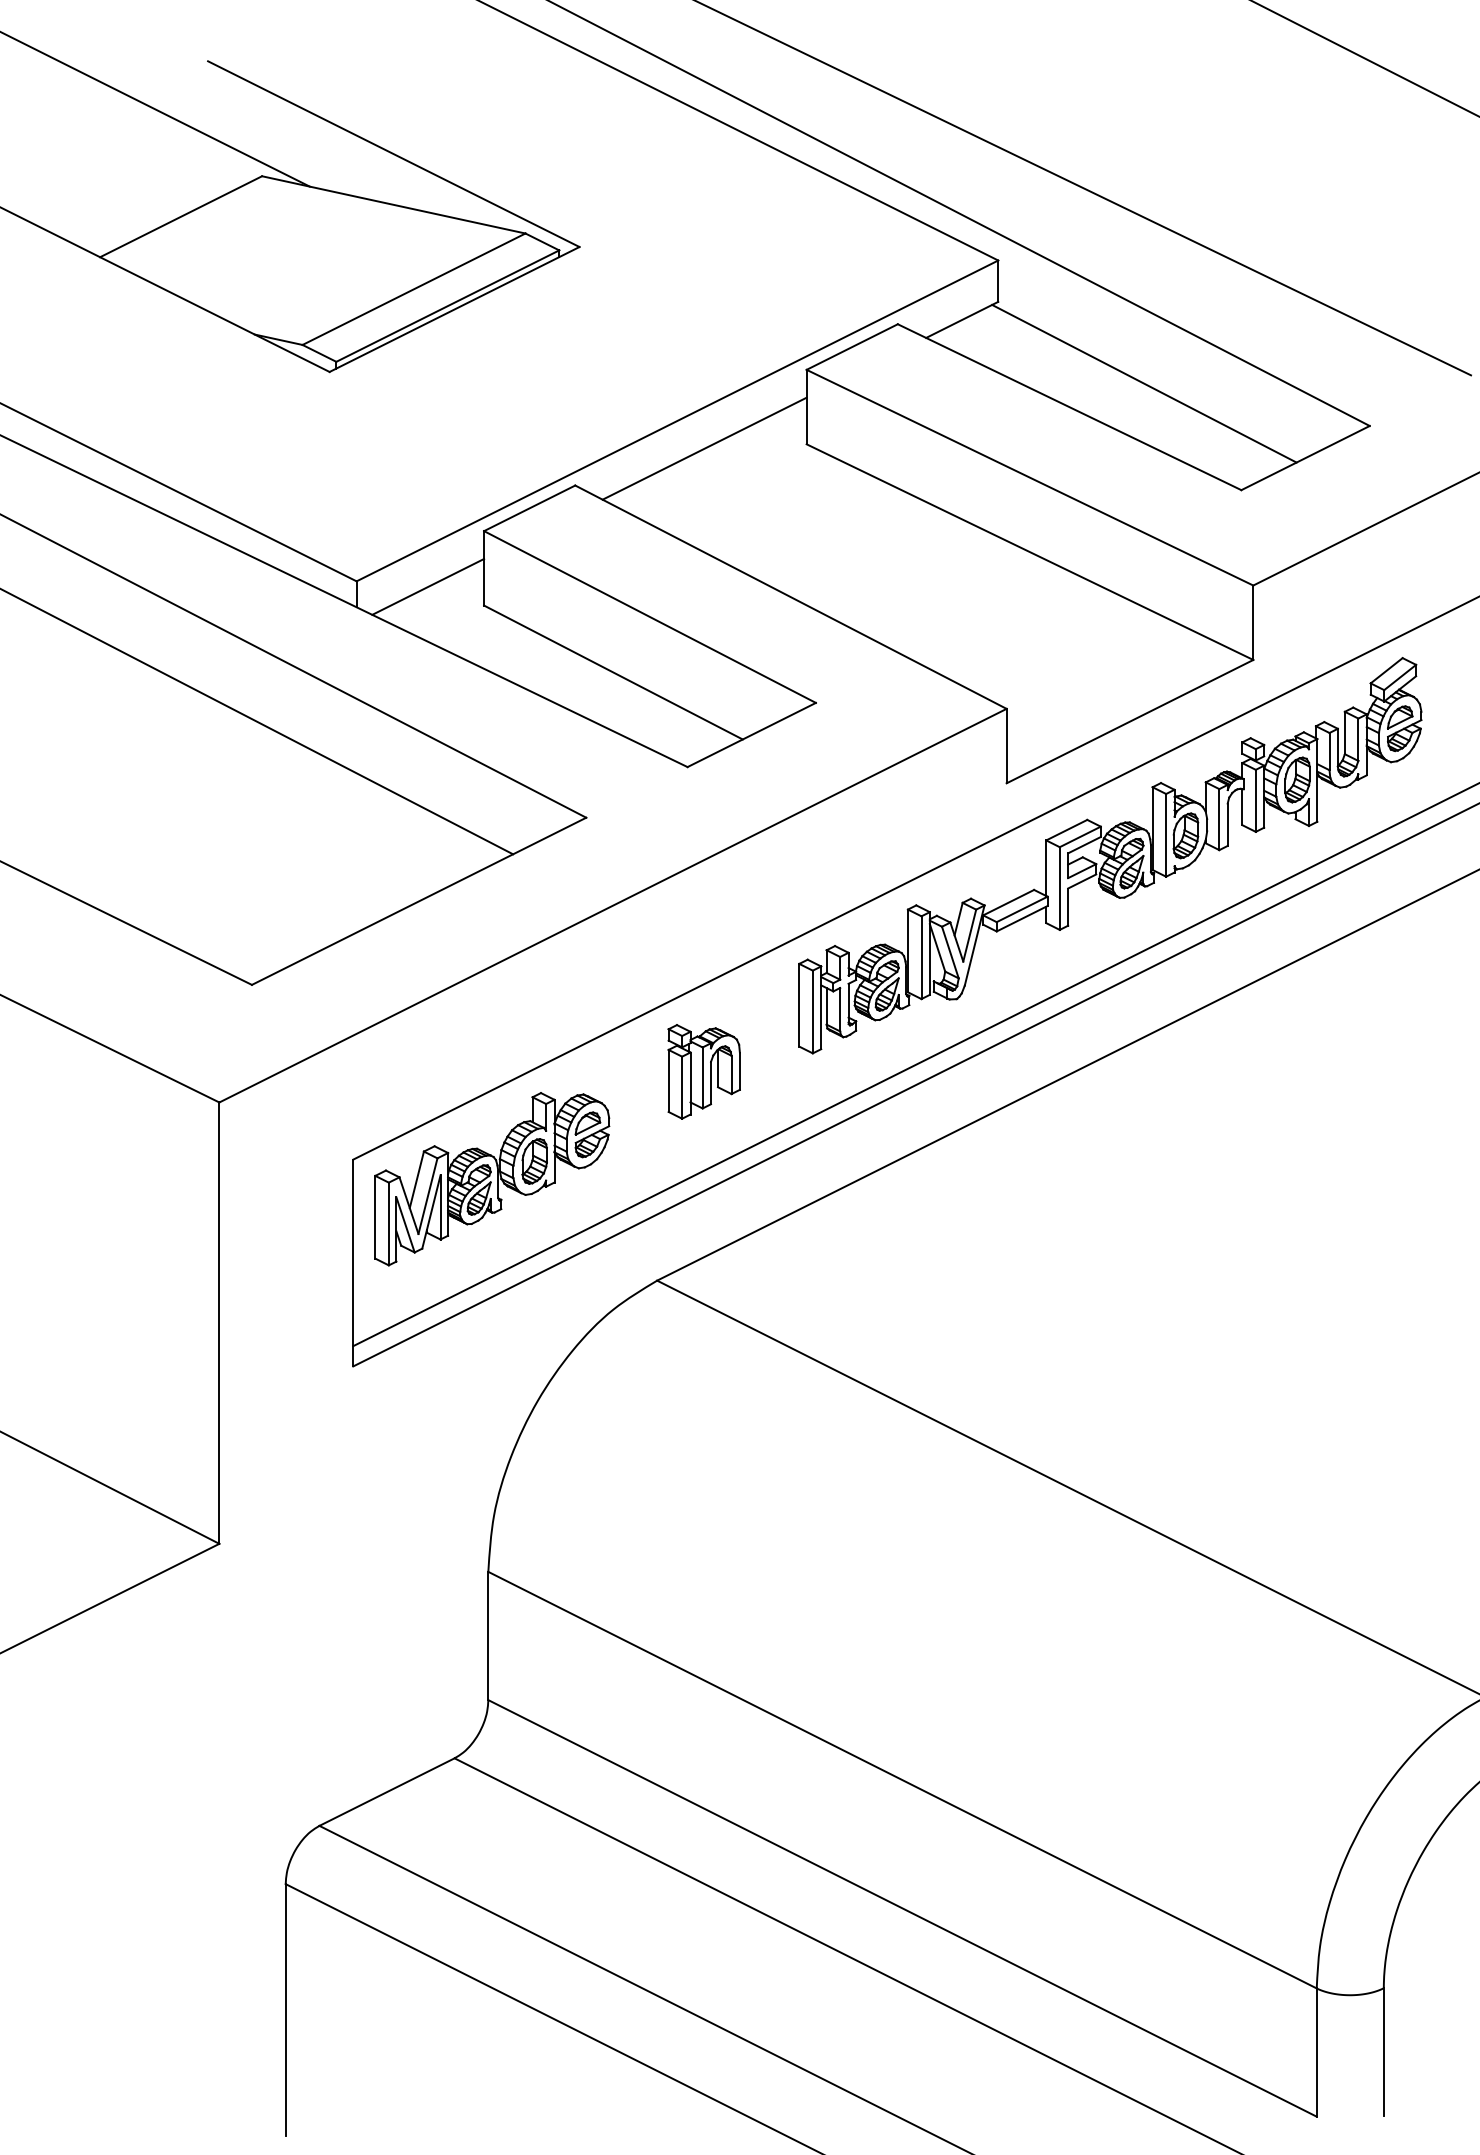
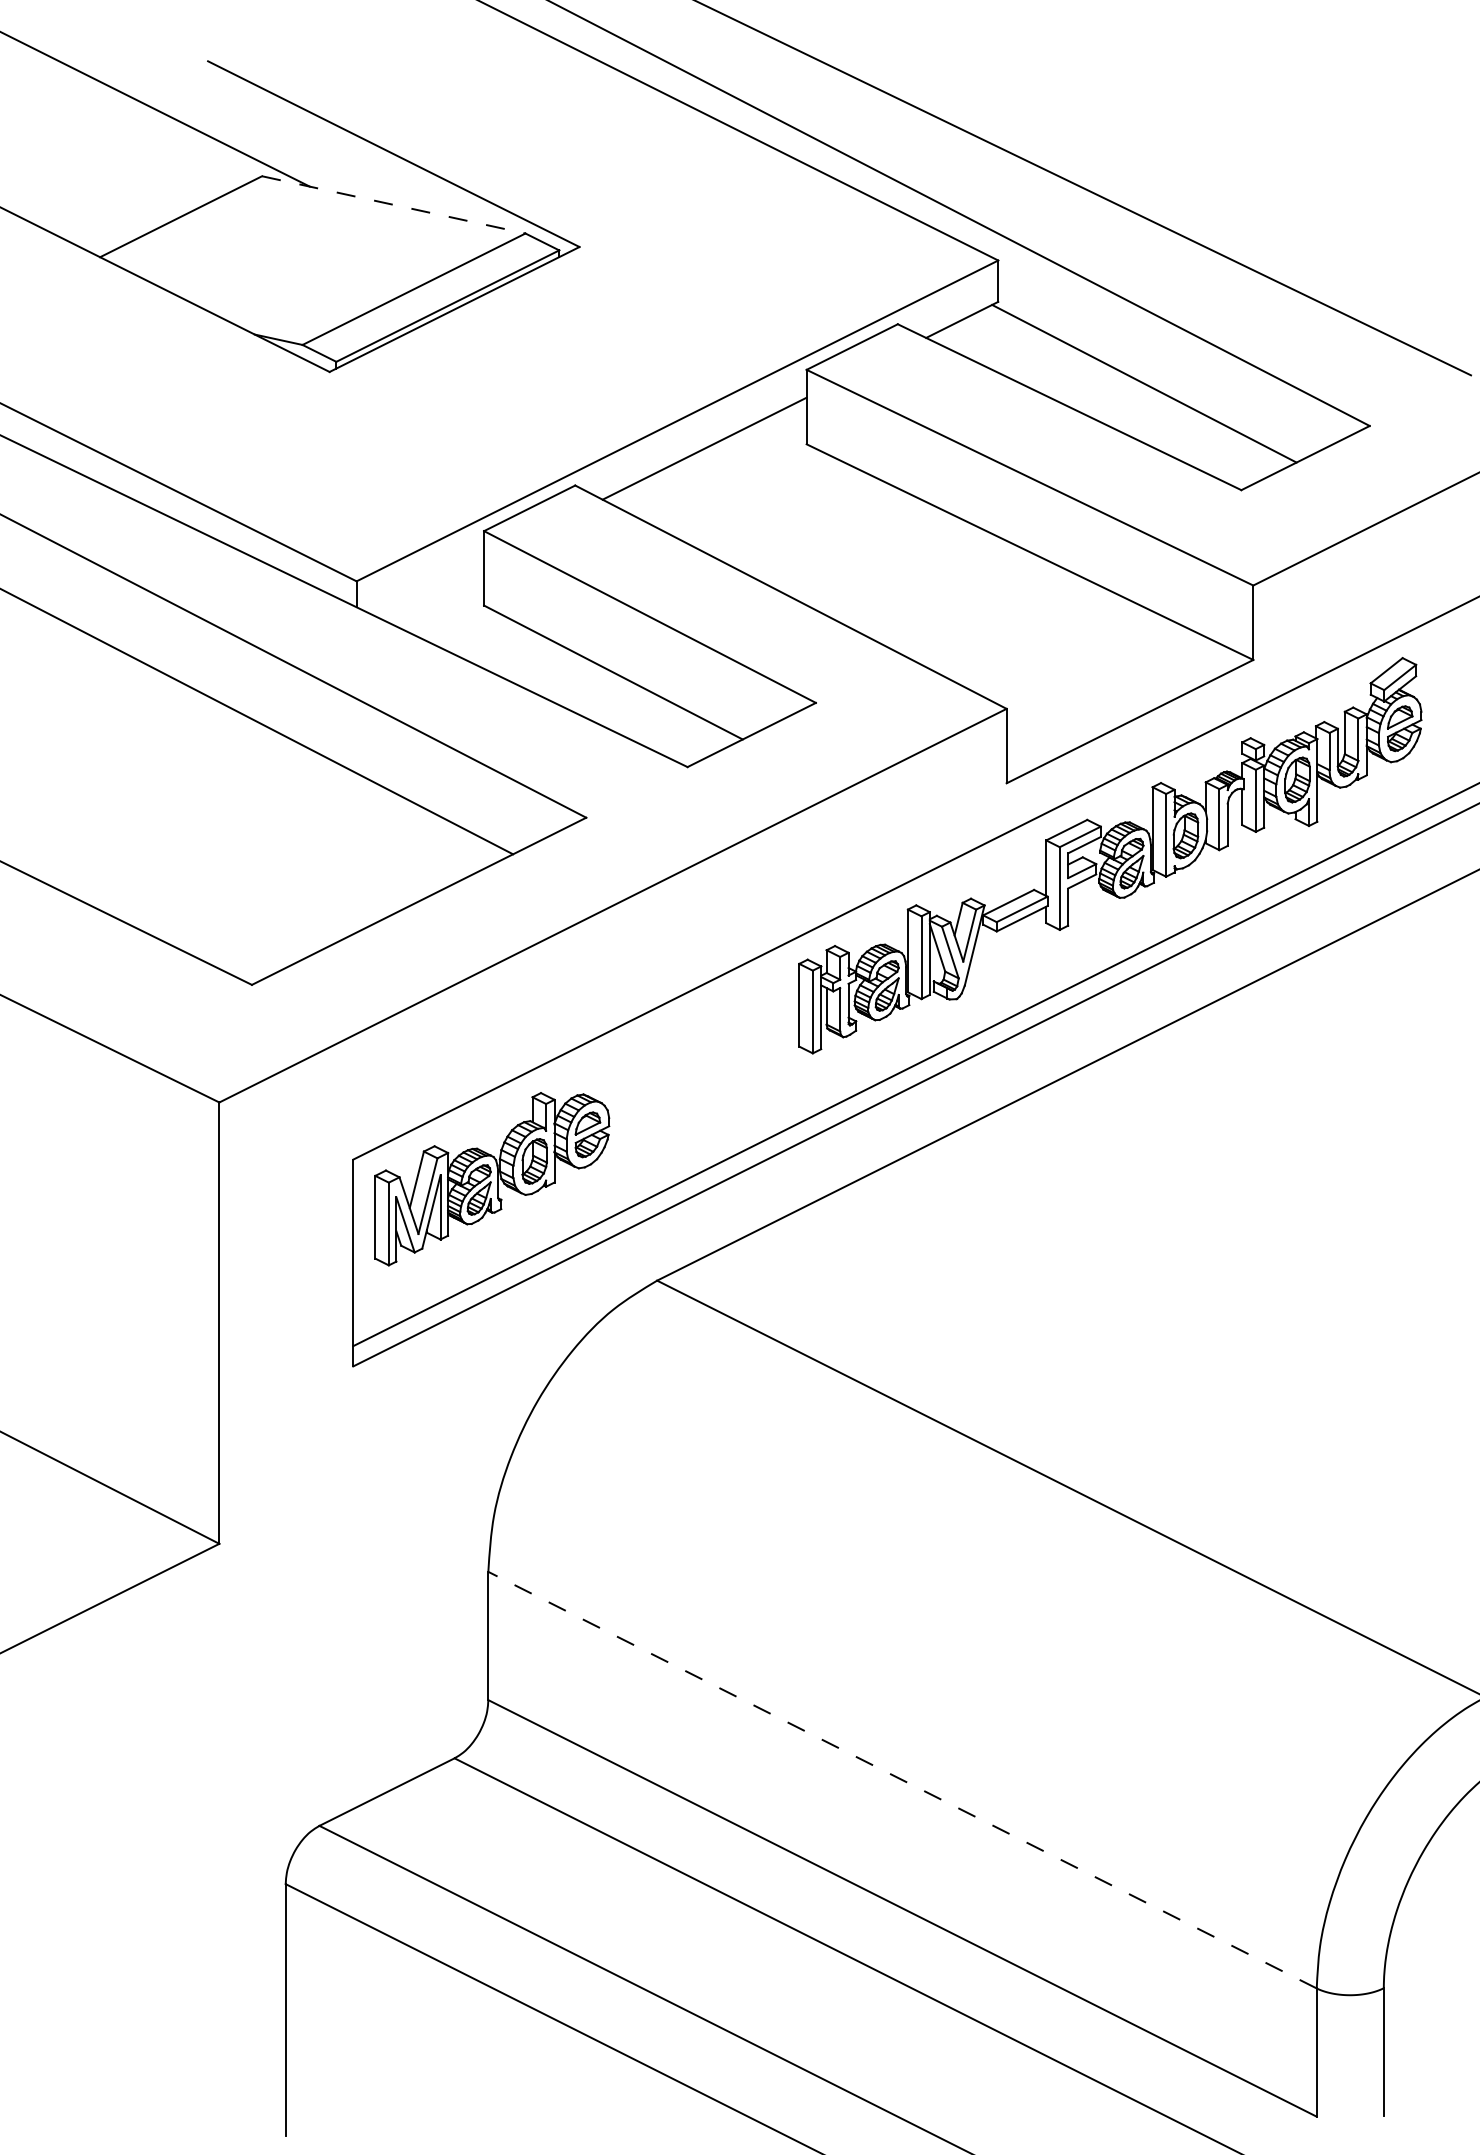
line: present -> none (1365, 58)
line: solid -> dashed (393, 204)
line: present -> none (428, 586)
part: present -> none (703, 1071)
line: solid -> dashed (902, 1780)
